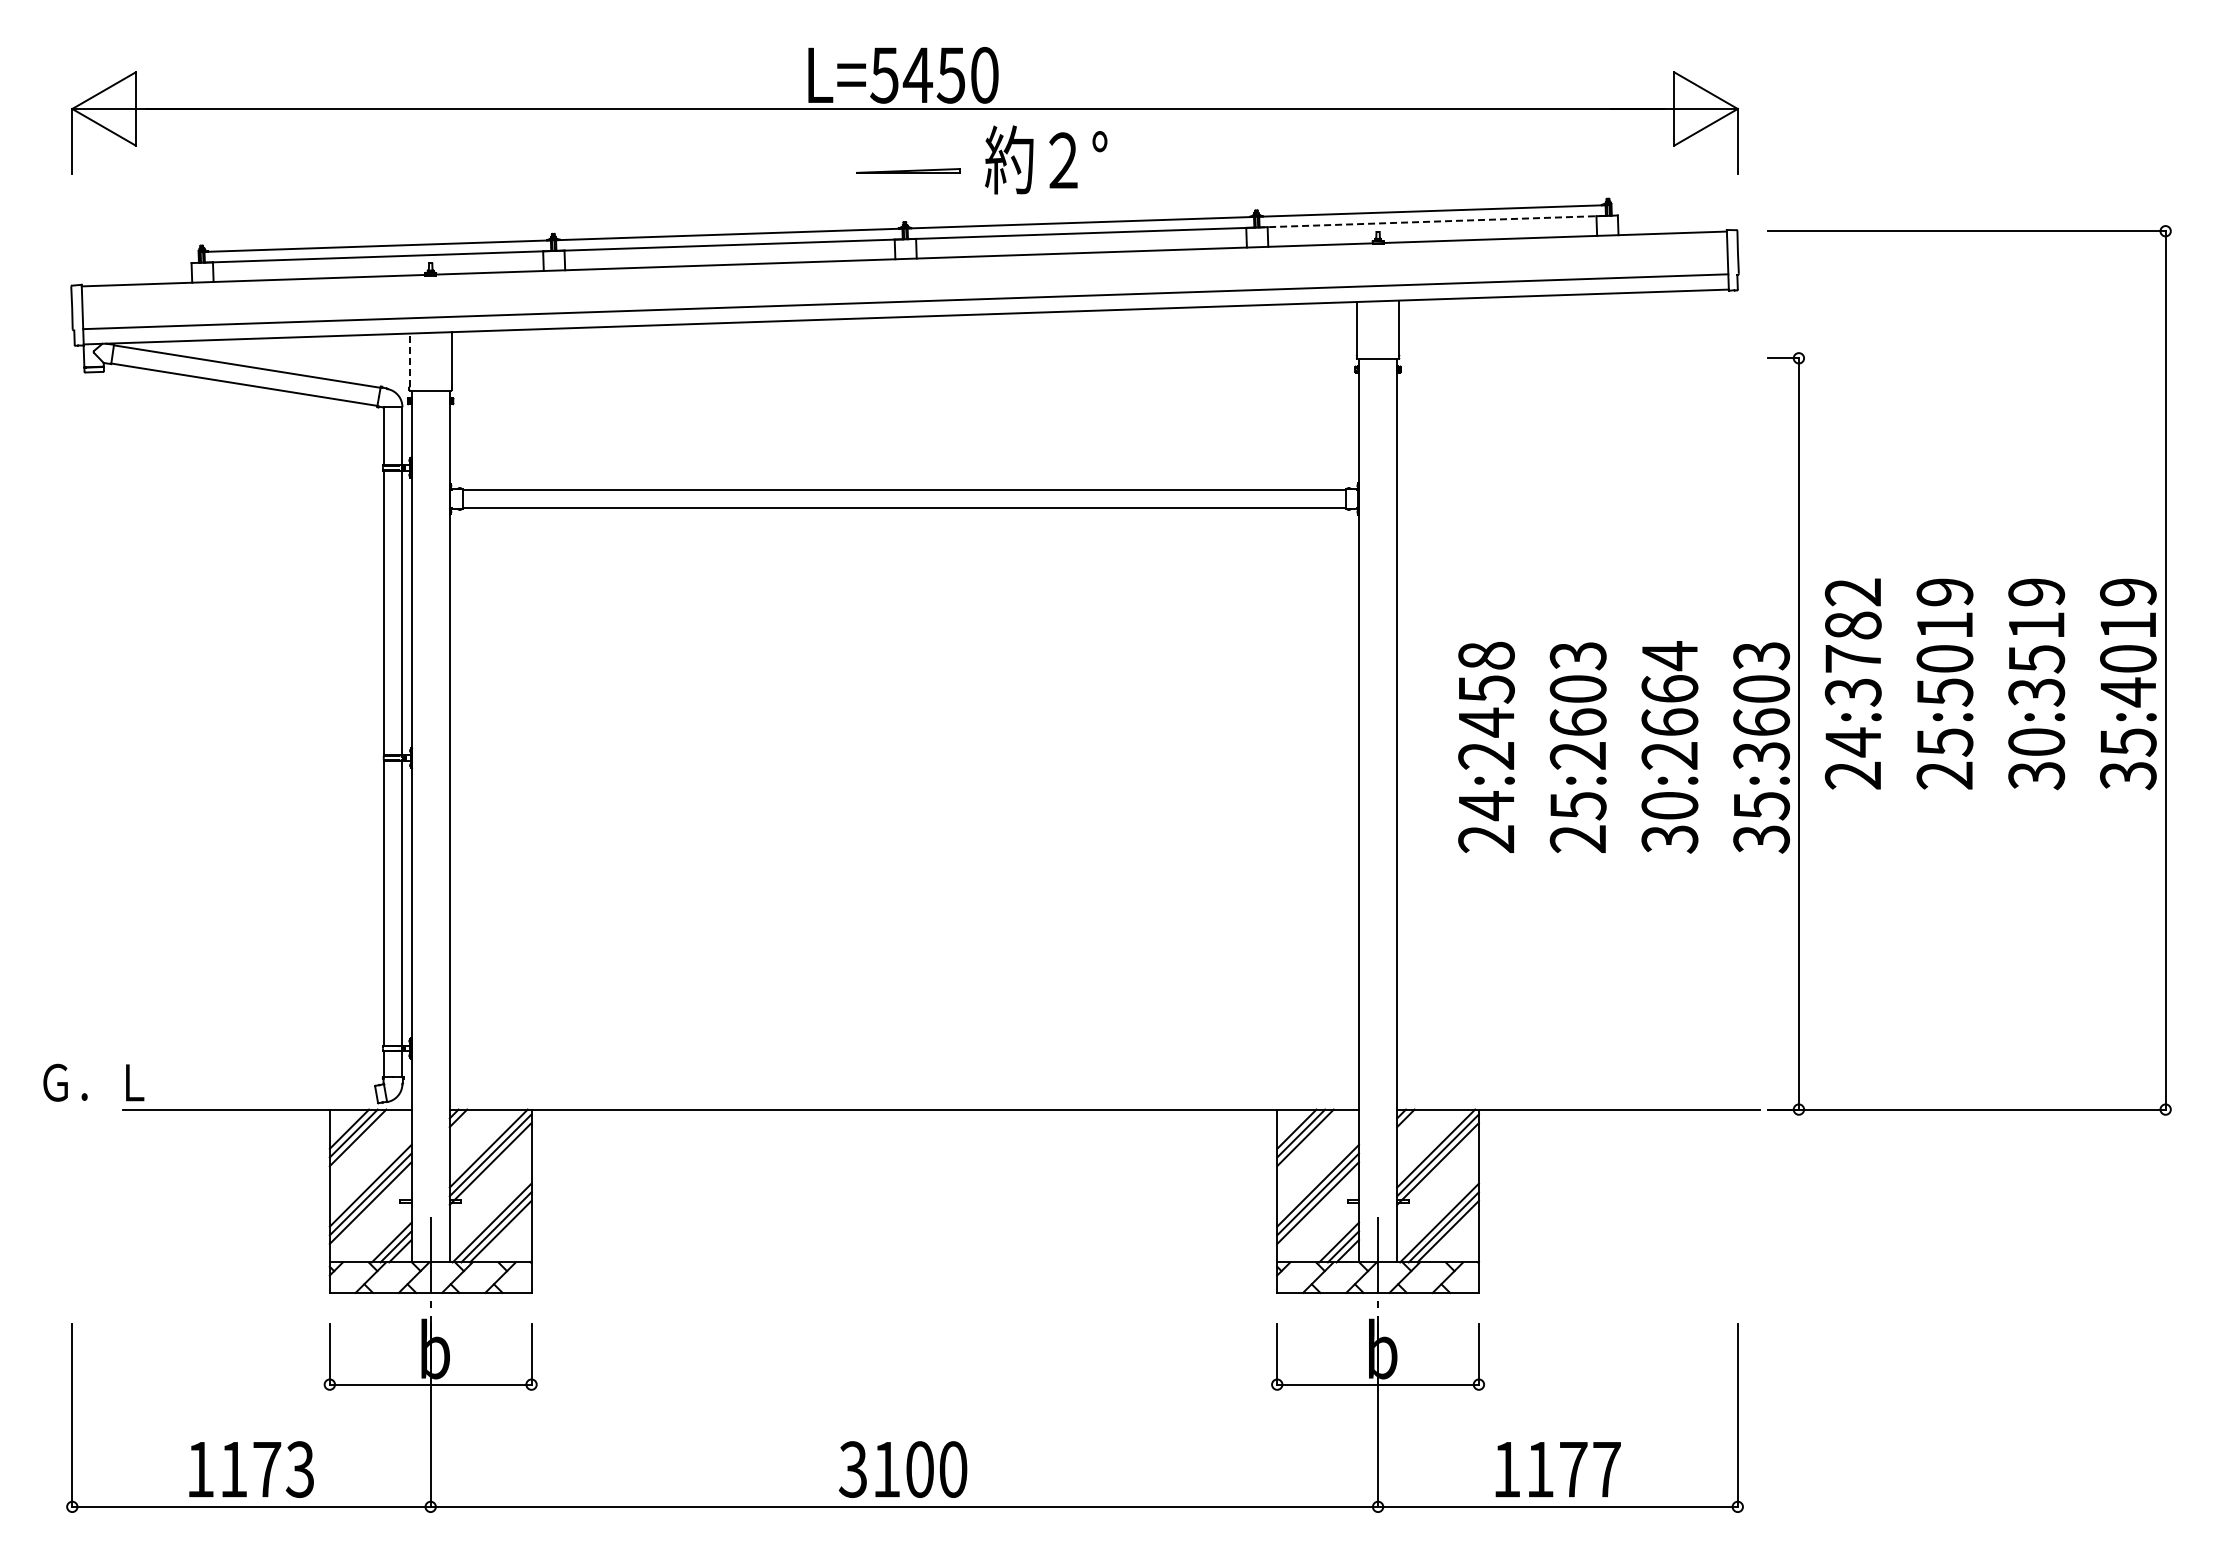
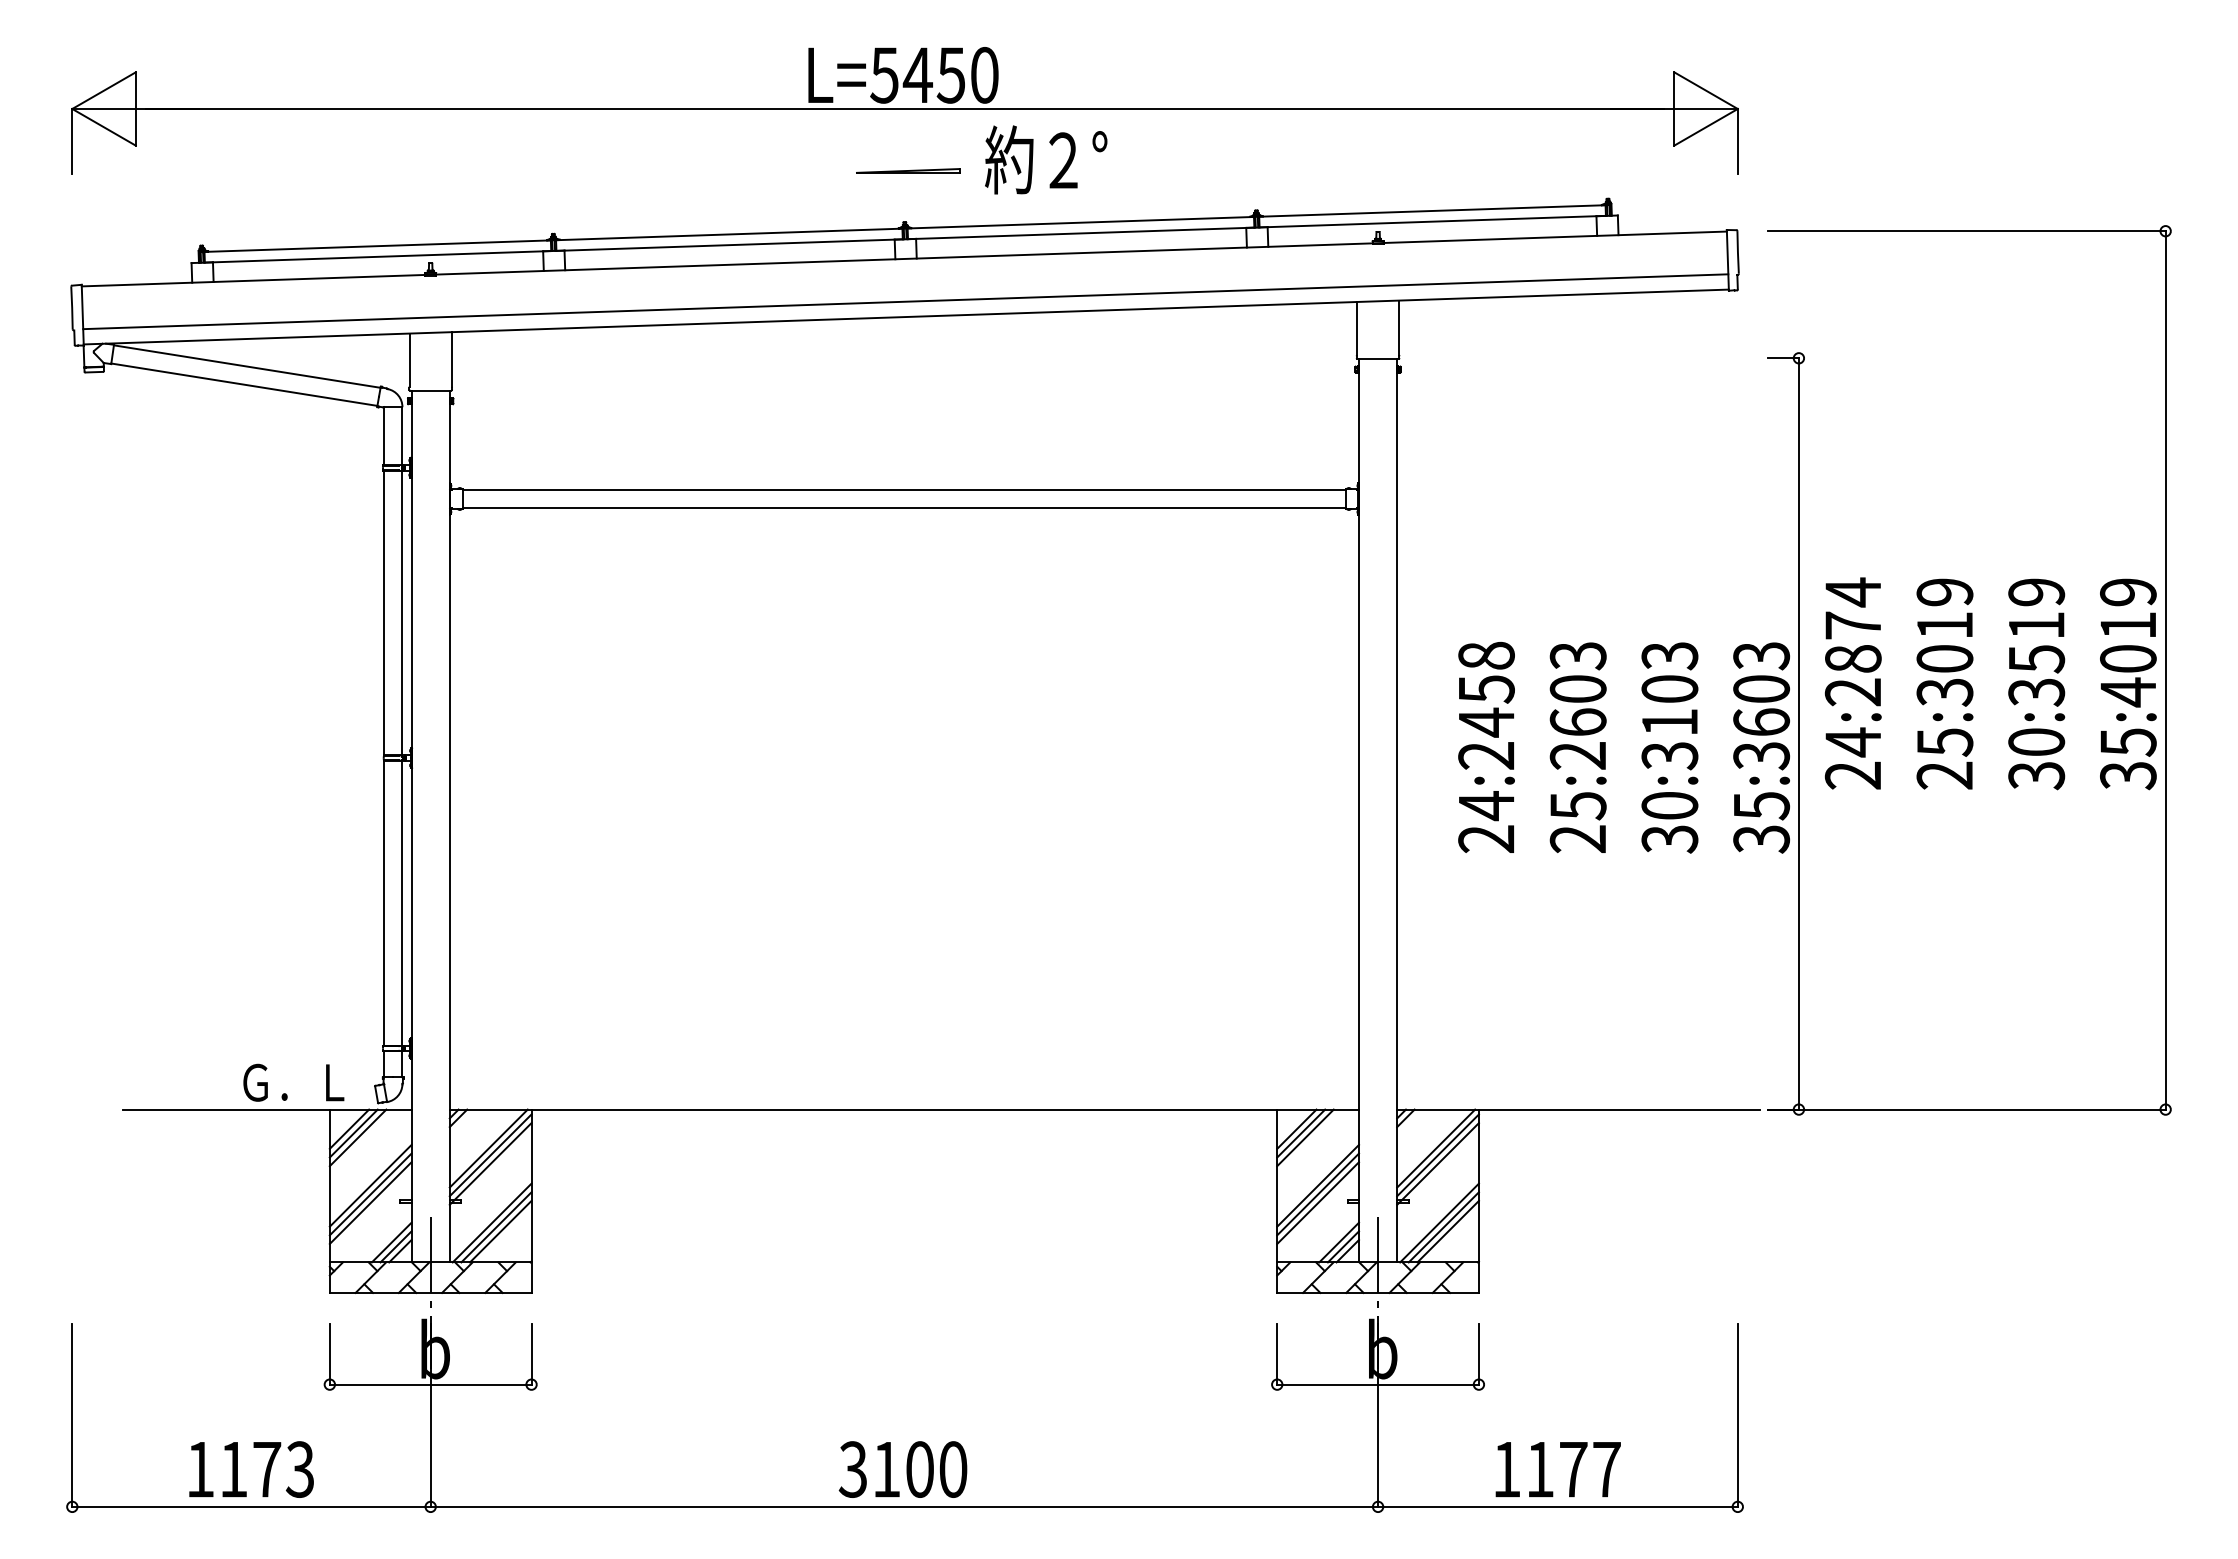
line: dashed -> solid (1432, 221)
line: dashed -> solid (409, 360)
text: 24:3782 -> 24:2874 (1852, 641)
text: 25:5019 -> 25:3019 (1944, 692)
text: 30:2664 -> 30:3103 (1669, 705)
text position: (93, 1082) -> (293, 1082) (293, 1082)
